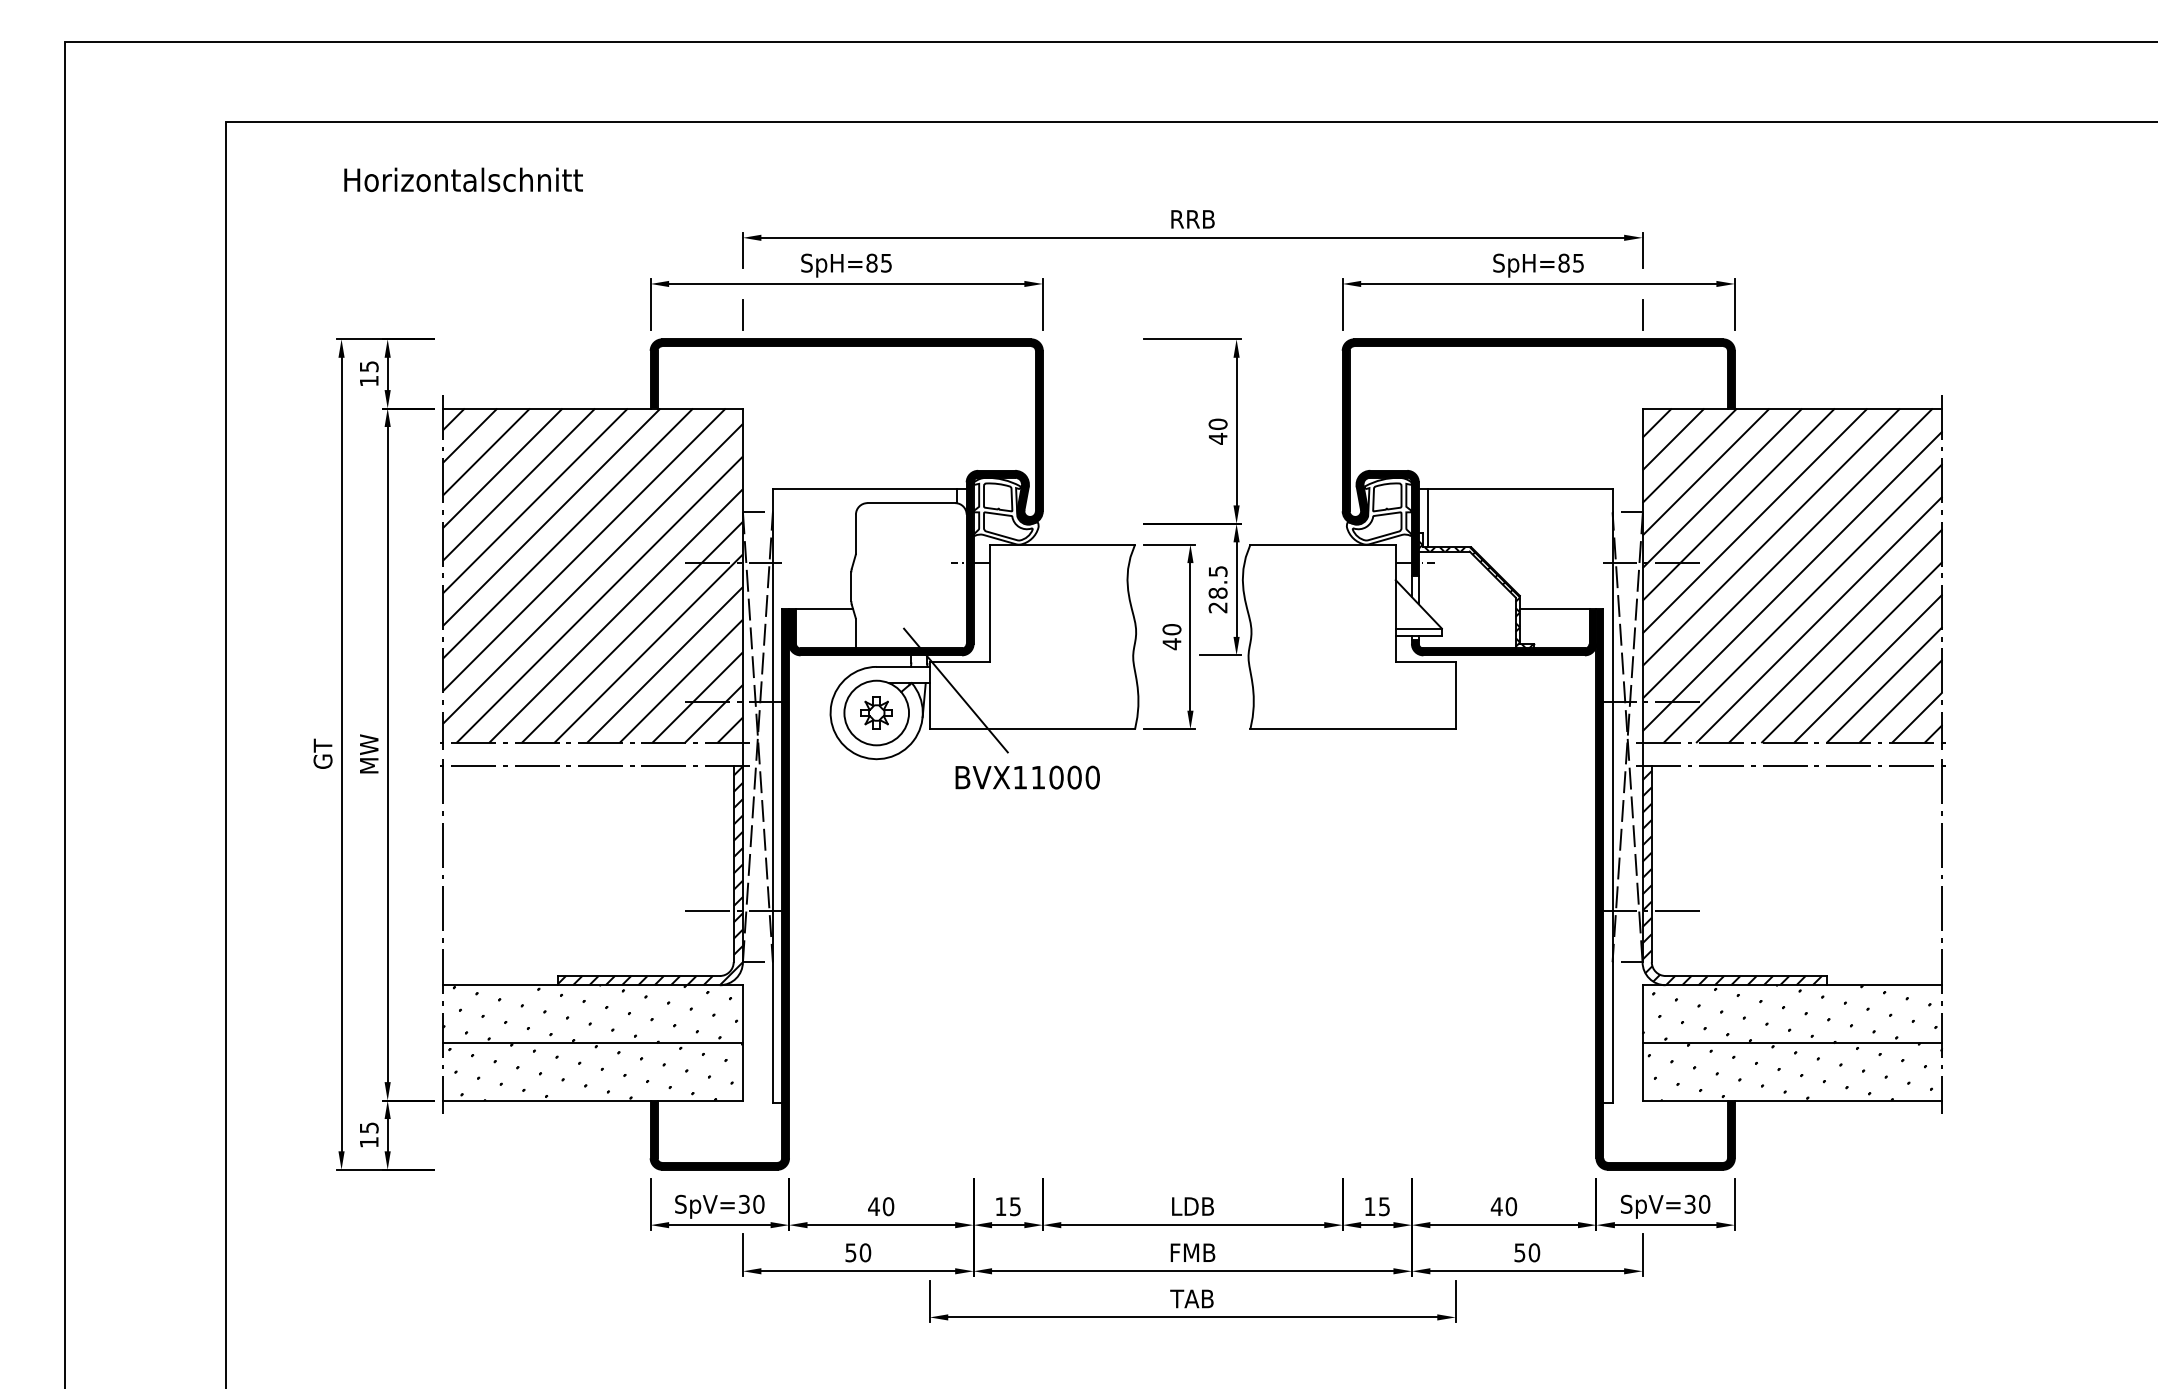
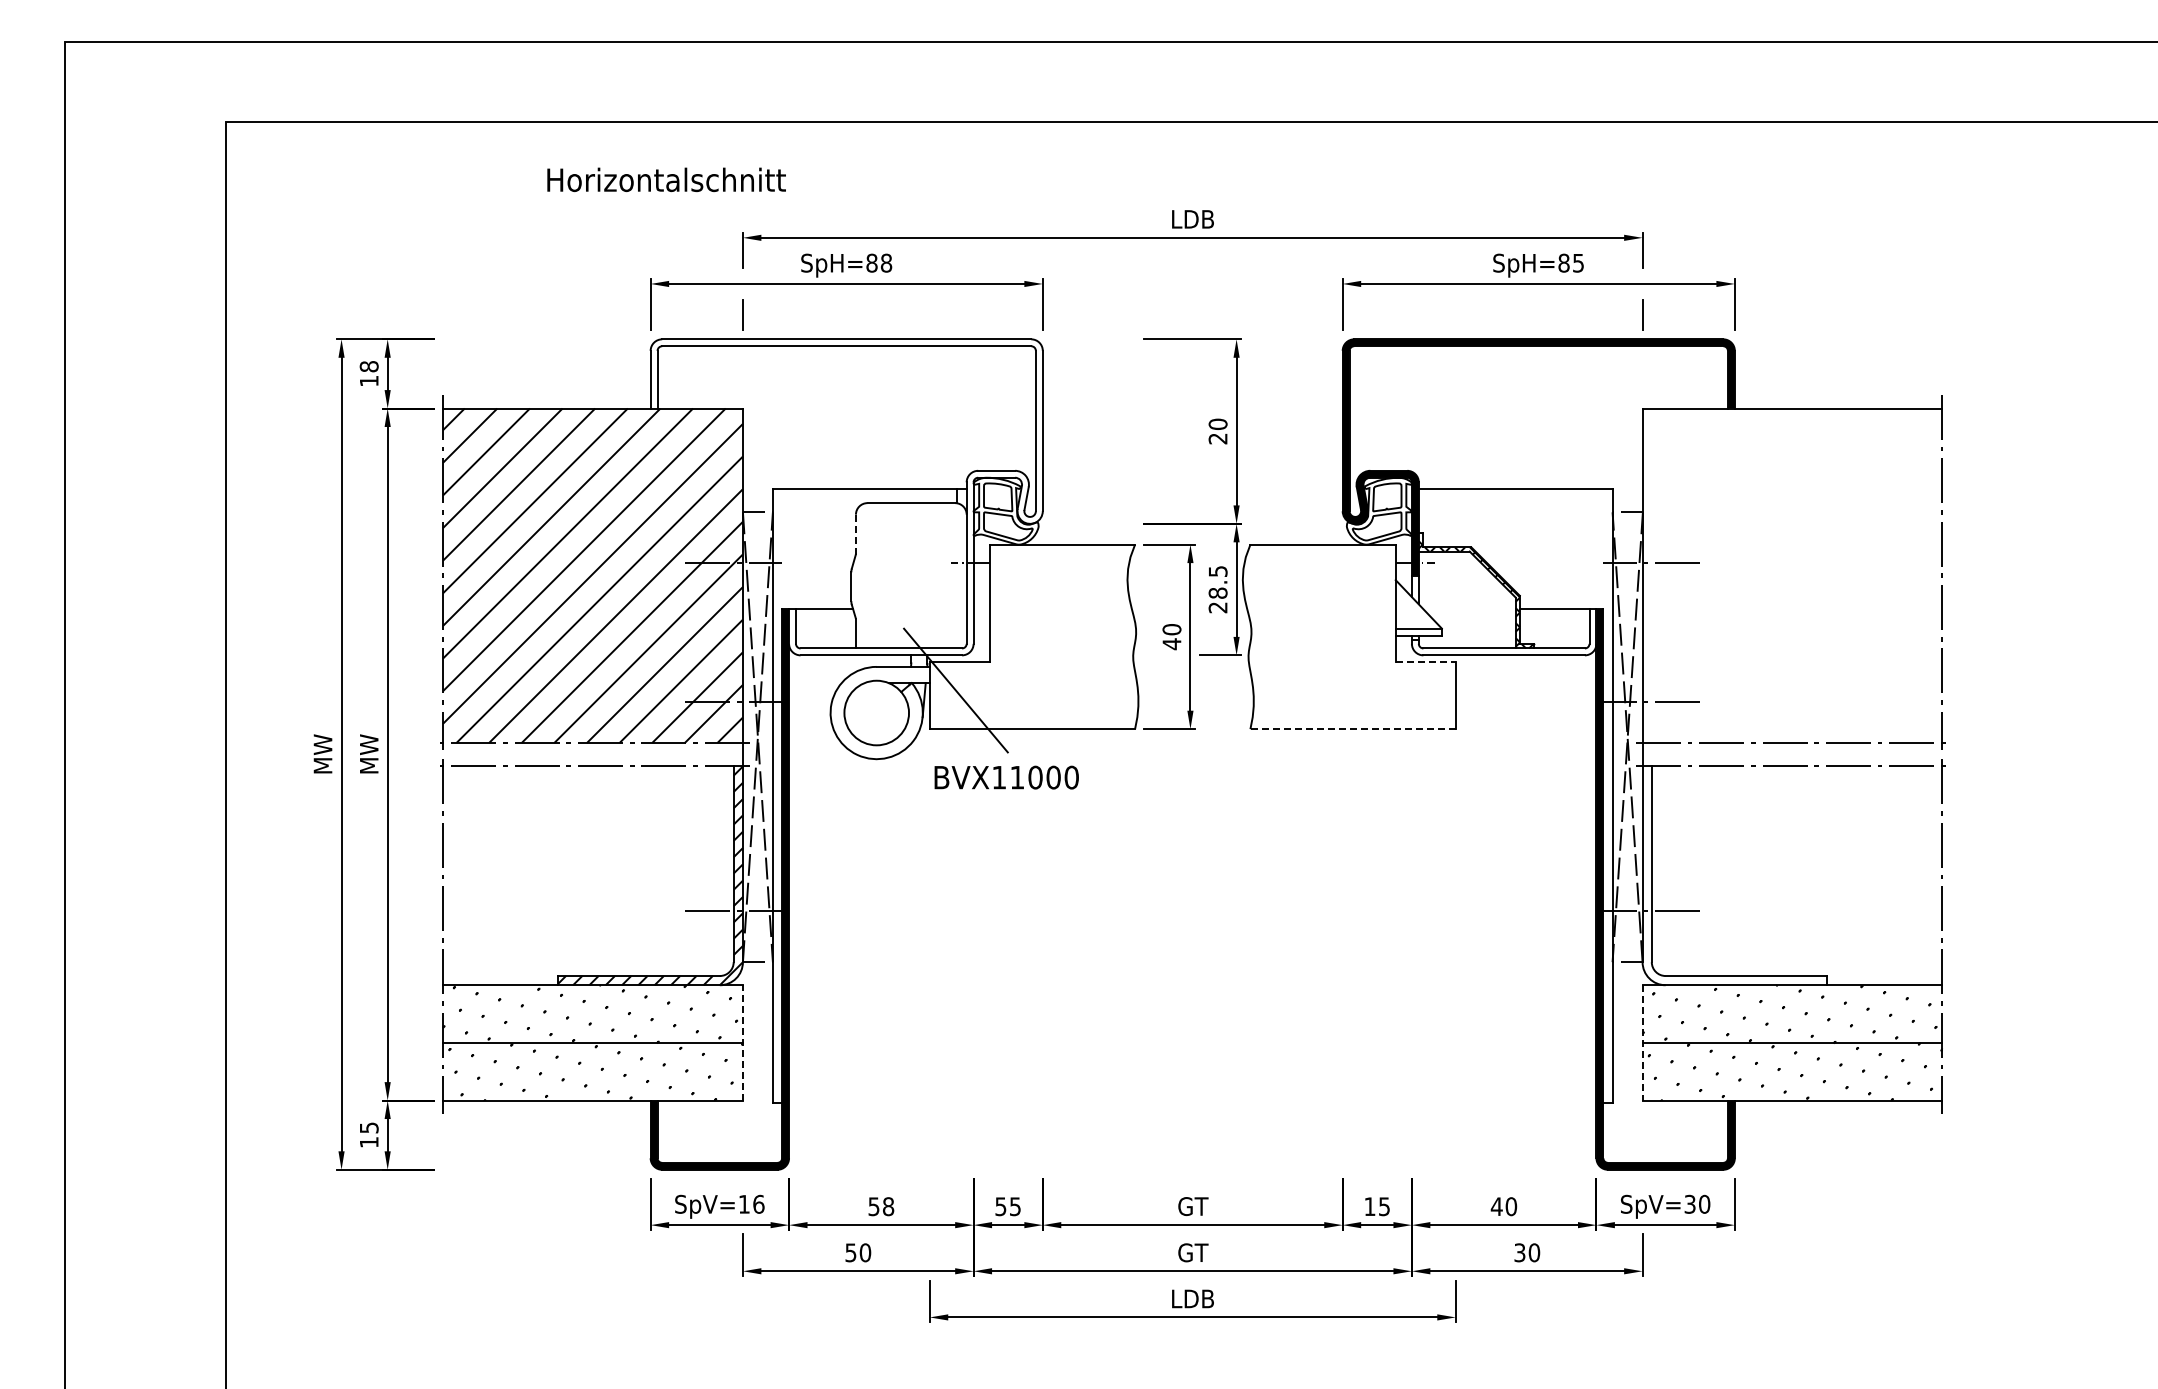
text position: (463, 179) -> (666, 179) (666, 179)
text: RRB -> LDB (1192, 219)
text: SpH=85 -> SpH=88 (886, 262)
text: 15 -> 18 (368, 366)
text: 40 -> 20 (1217, 438)
fill: present -> none (846, 497)
line: present -> none (1428, 518)
line: solid -> dashed (855, 534)
hatch: present -> none (1792, 575)
fill: present -> none (1503, 632)
line: solid -> dashed (1425, 662)
part: present -> none (876, 712)
line: solid -> dashed (1353, 729)
text: GT -> MW (322, 753)
text position: (1027, 777) -> (1006, 777) (1006, 777)
hatch: present -> none (1732, 878)
line: solid -> dashed (742, 1042)
line: solid -> dashed (1642, 1042)
text: SpV=30 -> SpV=16 (751, 1203)
text: 40 -> 58 (881, 1206)
text: 15 -> 55 (1000, 1206)
text: LDB -> GT (1192, 1206)
text: FMB -> GT (1192, 1252)
text: 50 -> 30 (1520, 1252)
text: TAB -> LDB (1191, 1298)
